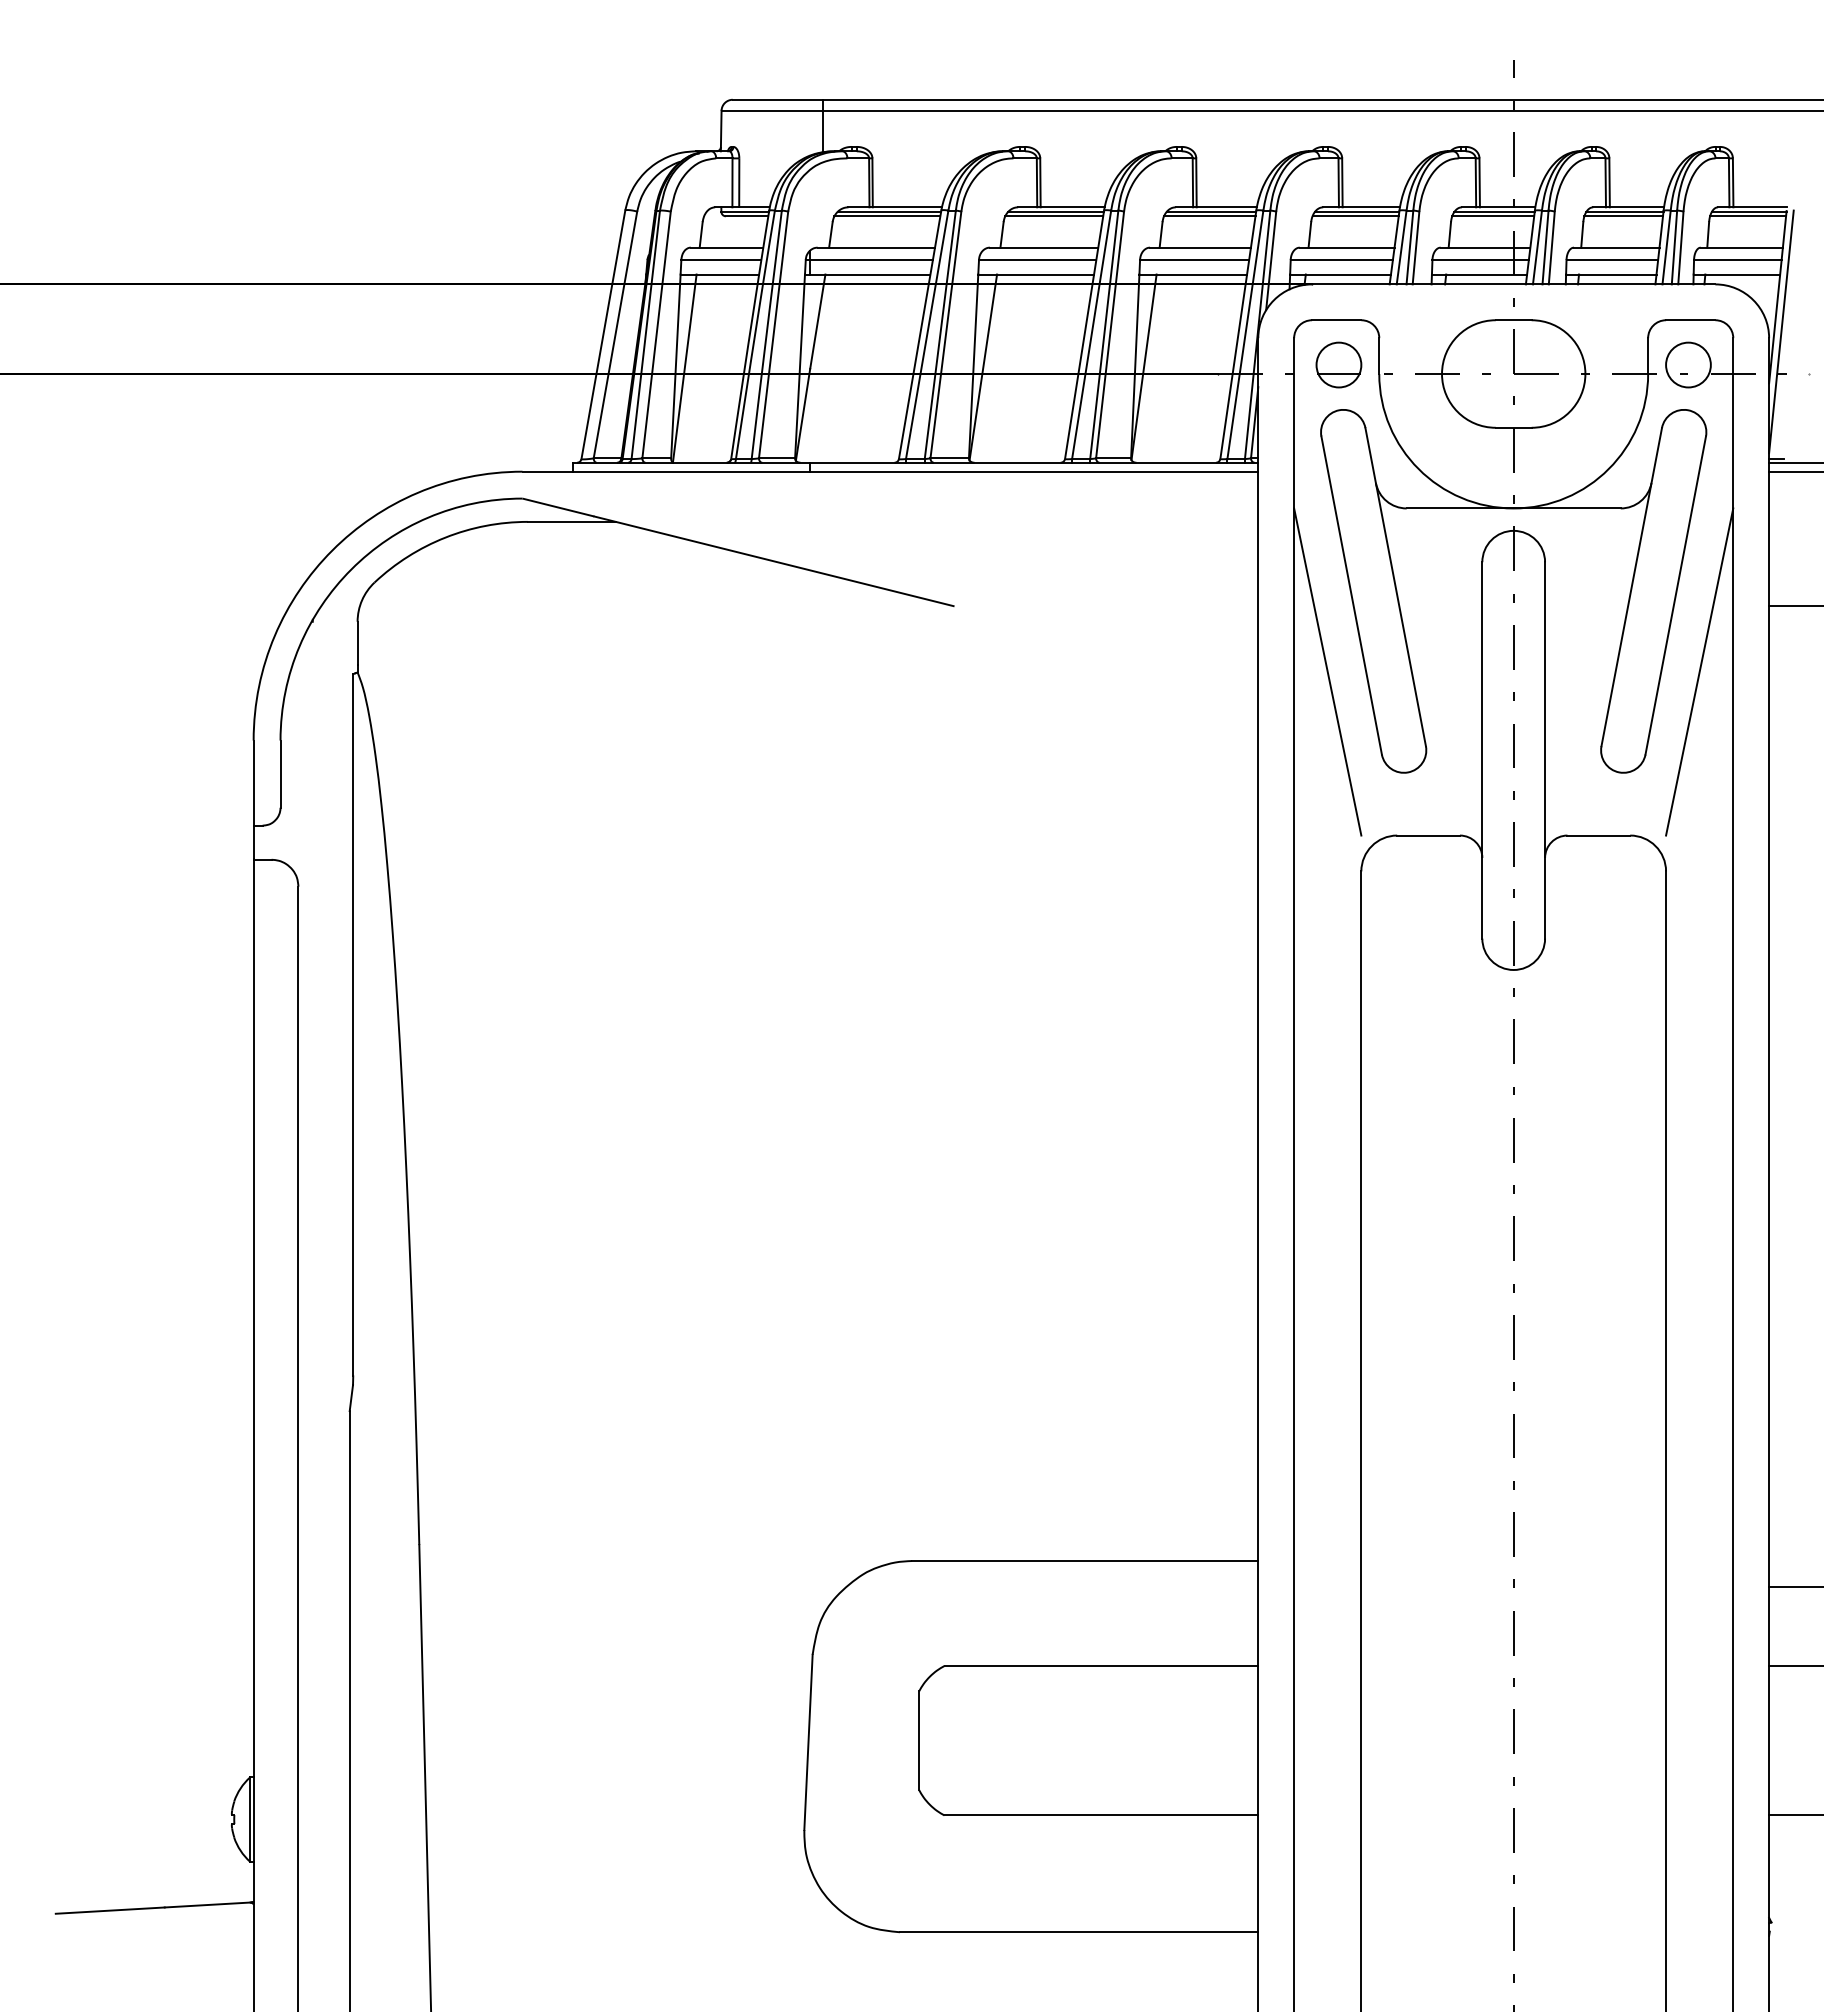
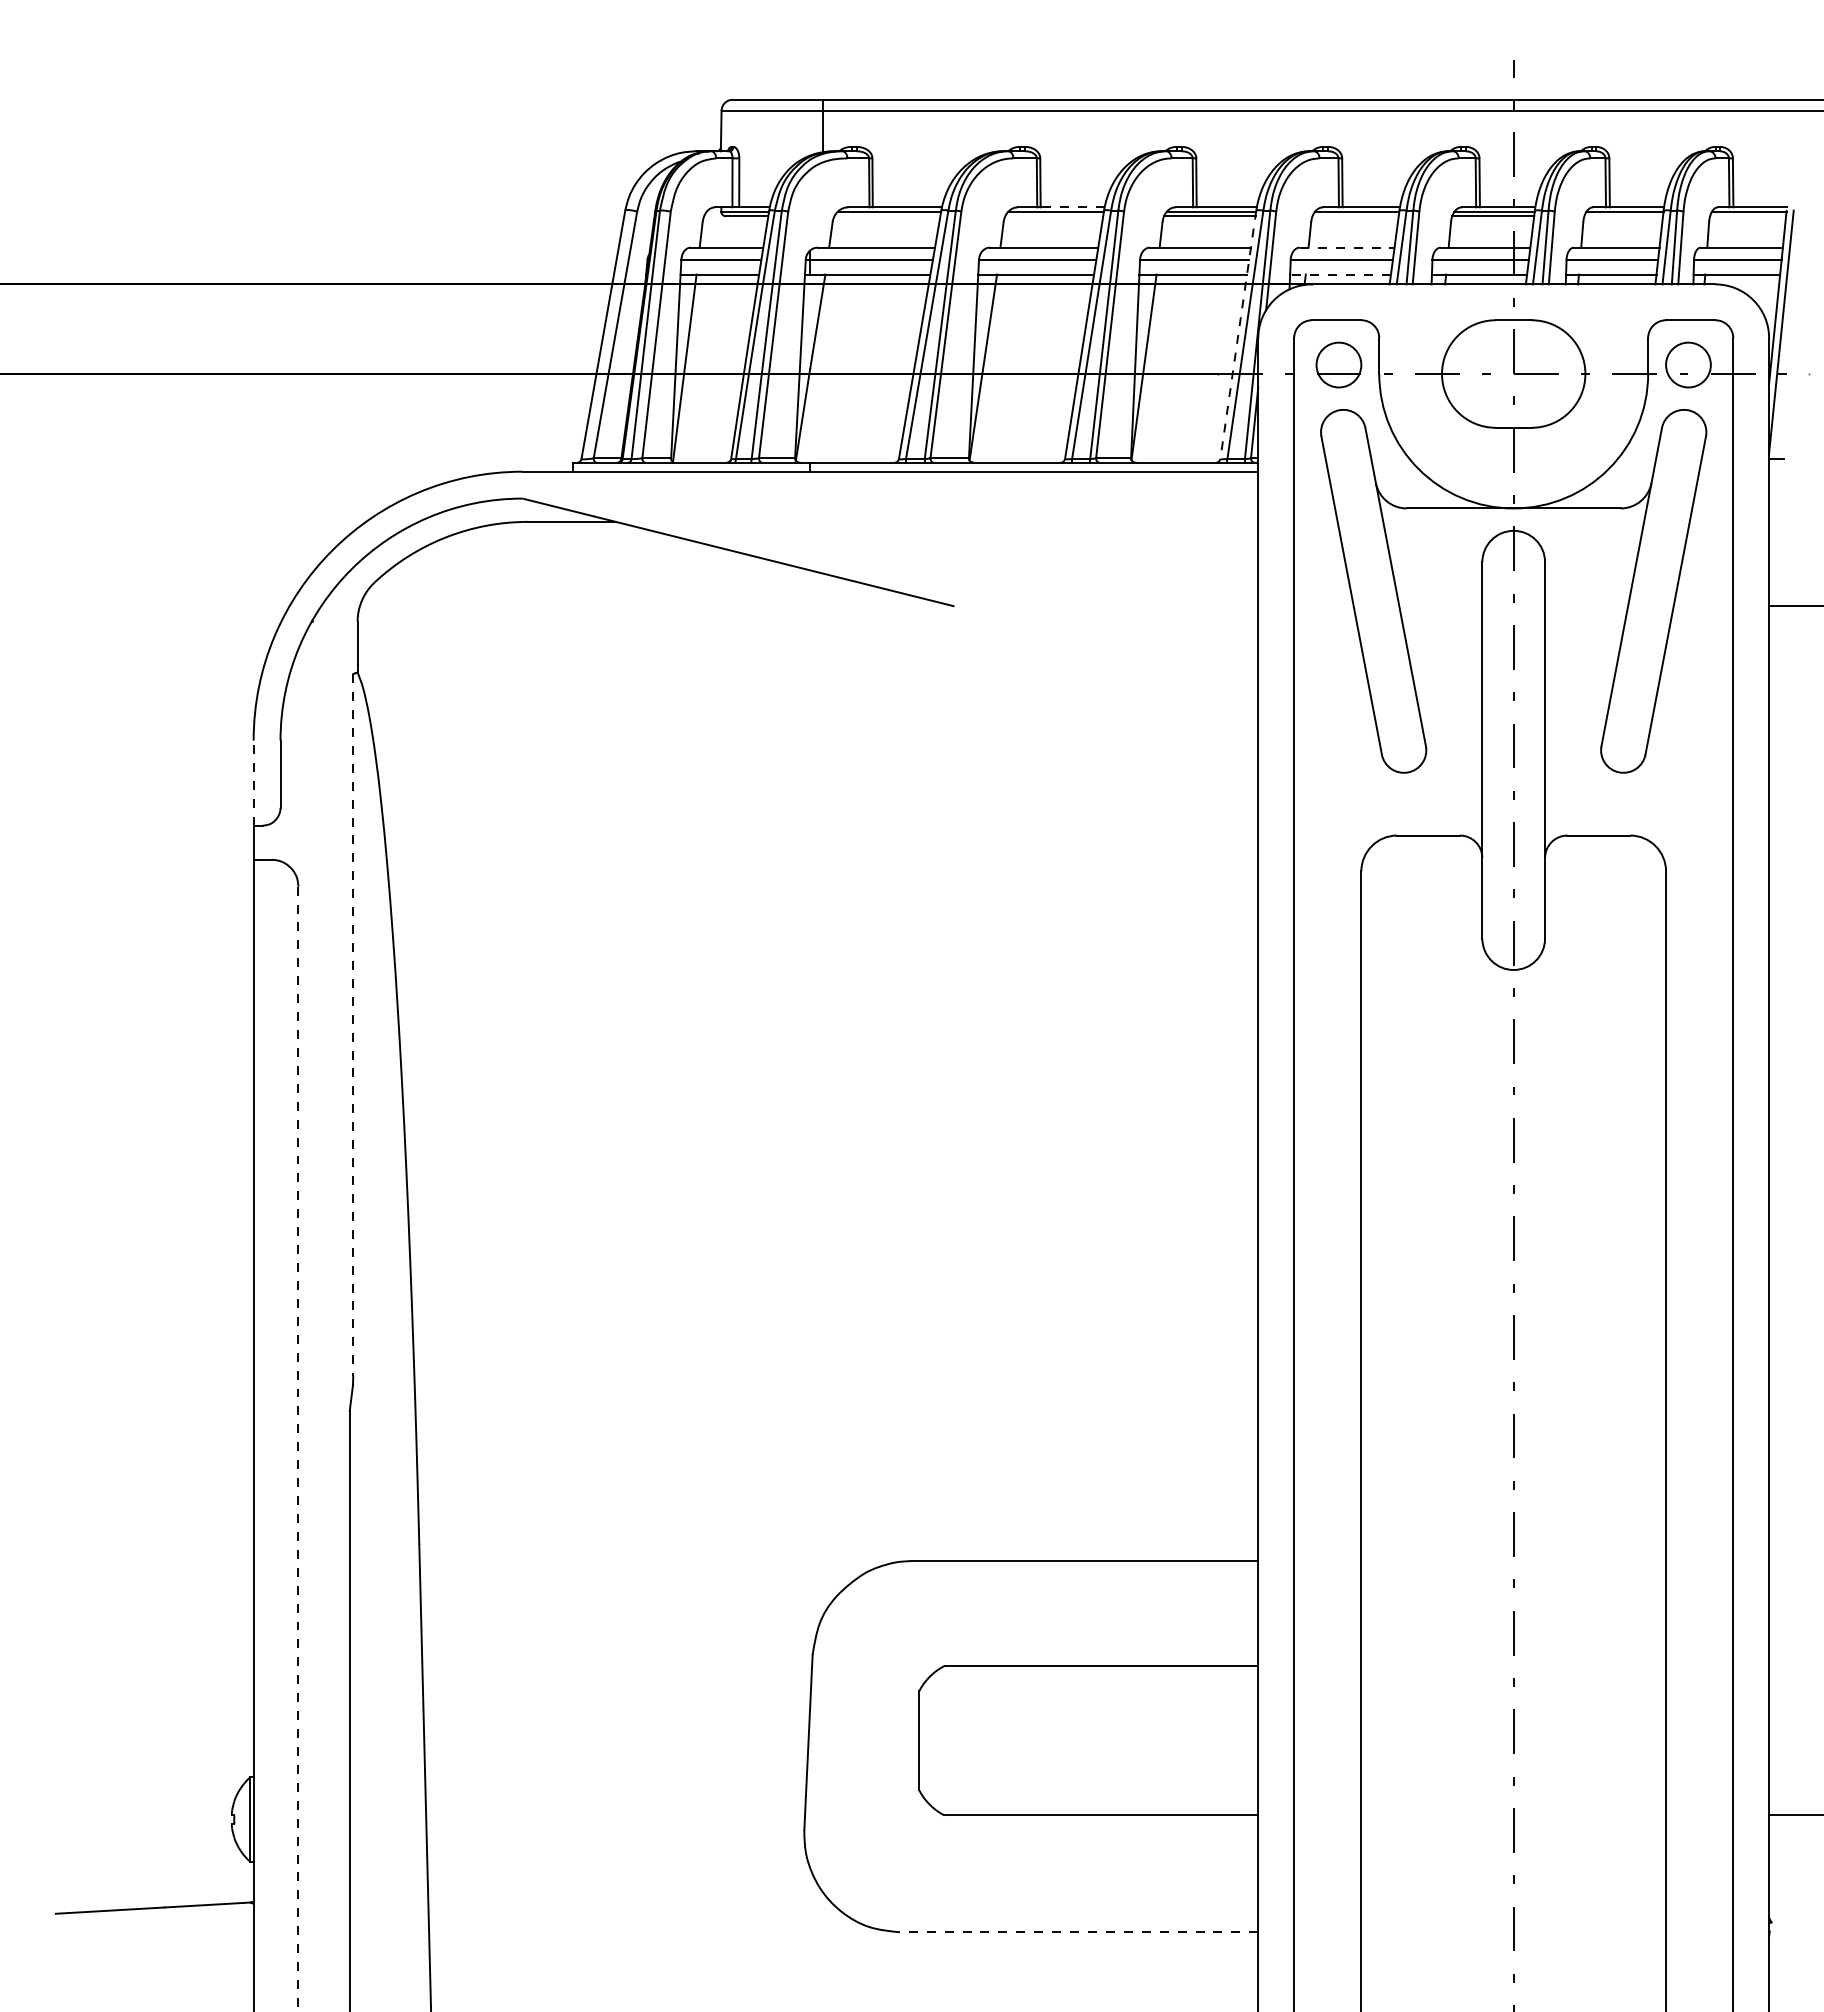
line: solid -> dashed (1072, 207)
line: present -> none (887, 216)
line: present -> none (1054, 216)
line: present -> none (1355, 216)
line: present -> none (1623, 216)
line: present -> none (1748, 216)
line: solid -> dashed (1347, 247)
line: solid -> dashed (1340, 274)
line: solid -> dashed (1238, 335)
line: present -> none (1794, 462)
line: present -> none (1794, 471)
line: present -> none (1327, 671)
line: present -> none (1699, 671)
line: solid -> dashed (253, 783)
line: solid -> dashed (353, 1025)
line: solid -> dashed (298, 1449)
line: present -> none (1794, 1587)
line: present -> none (1794, 1665)
line: solid -> dashed (1078, 1932)
